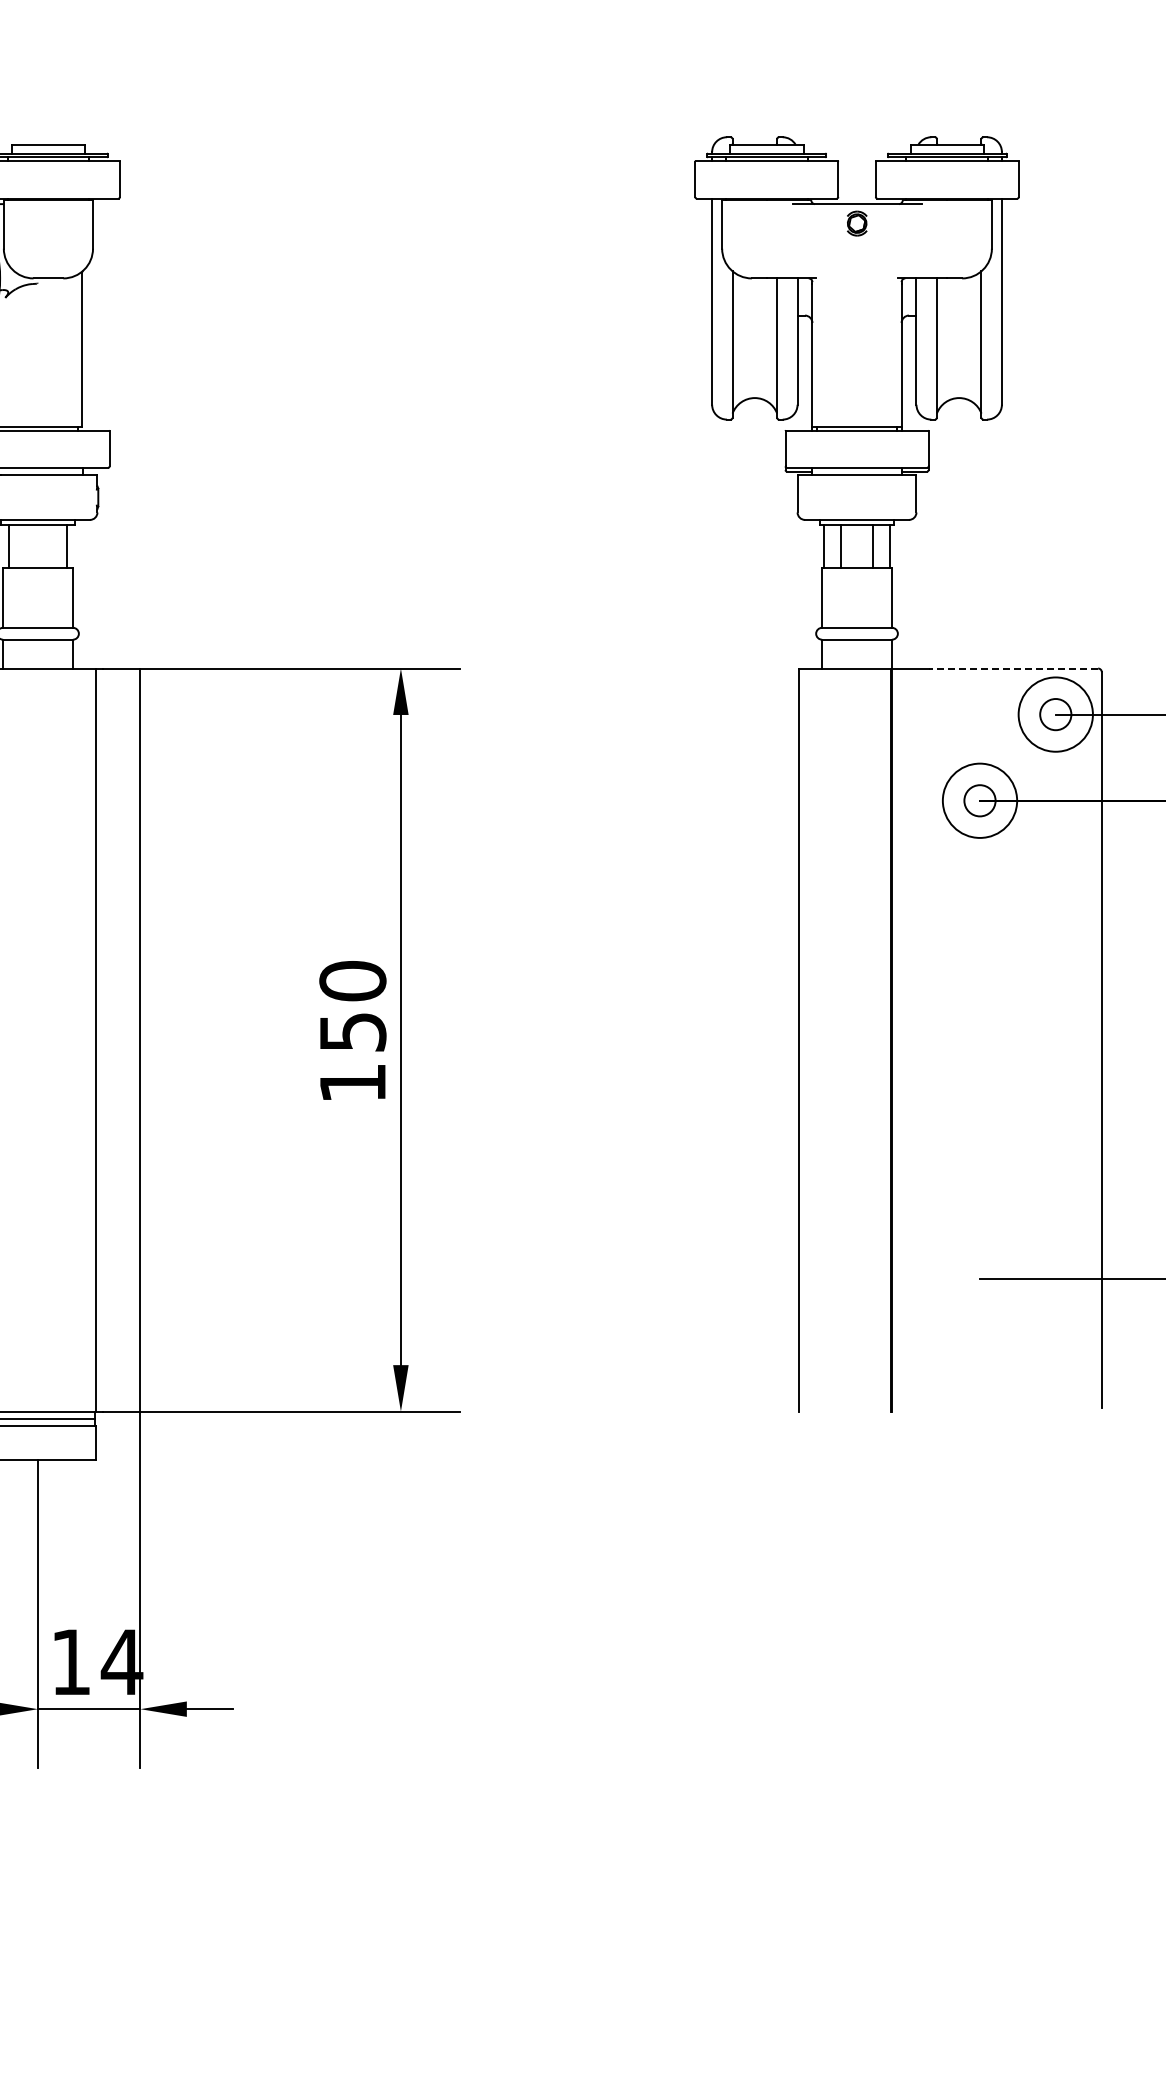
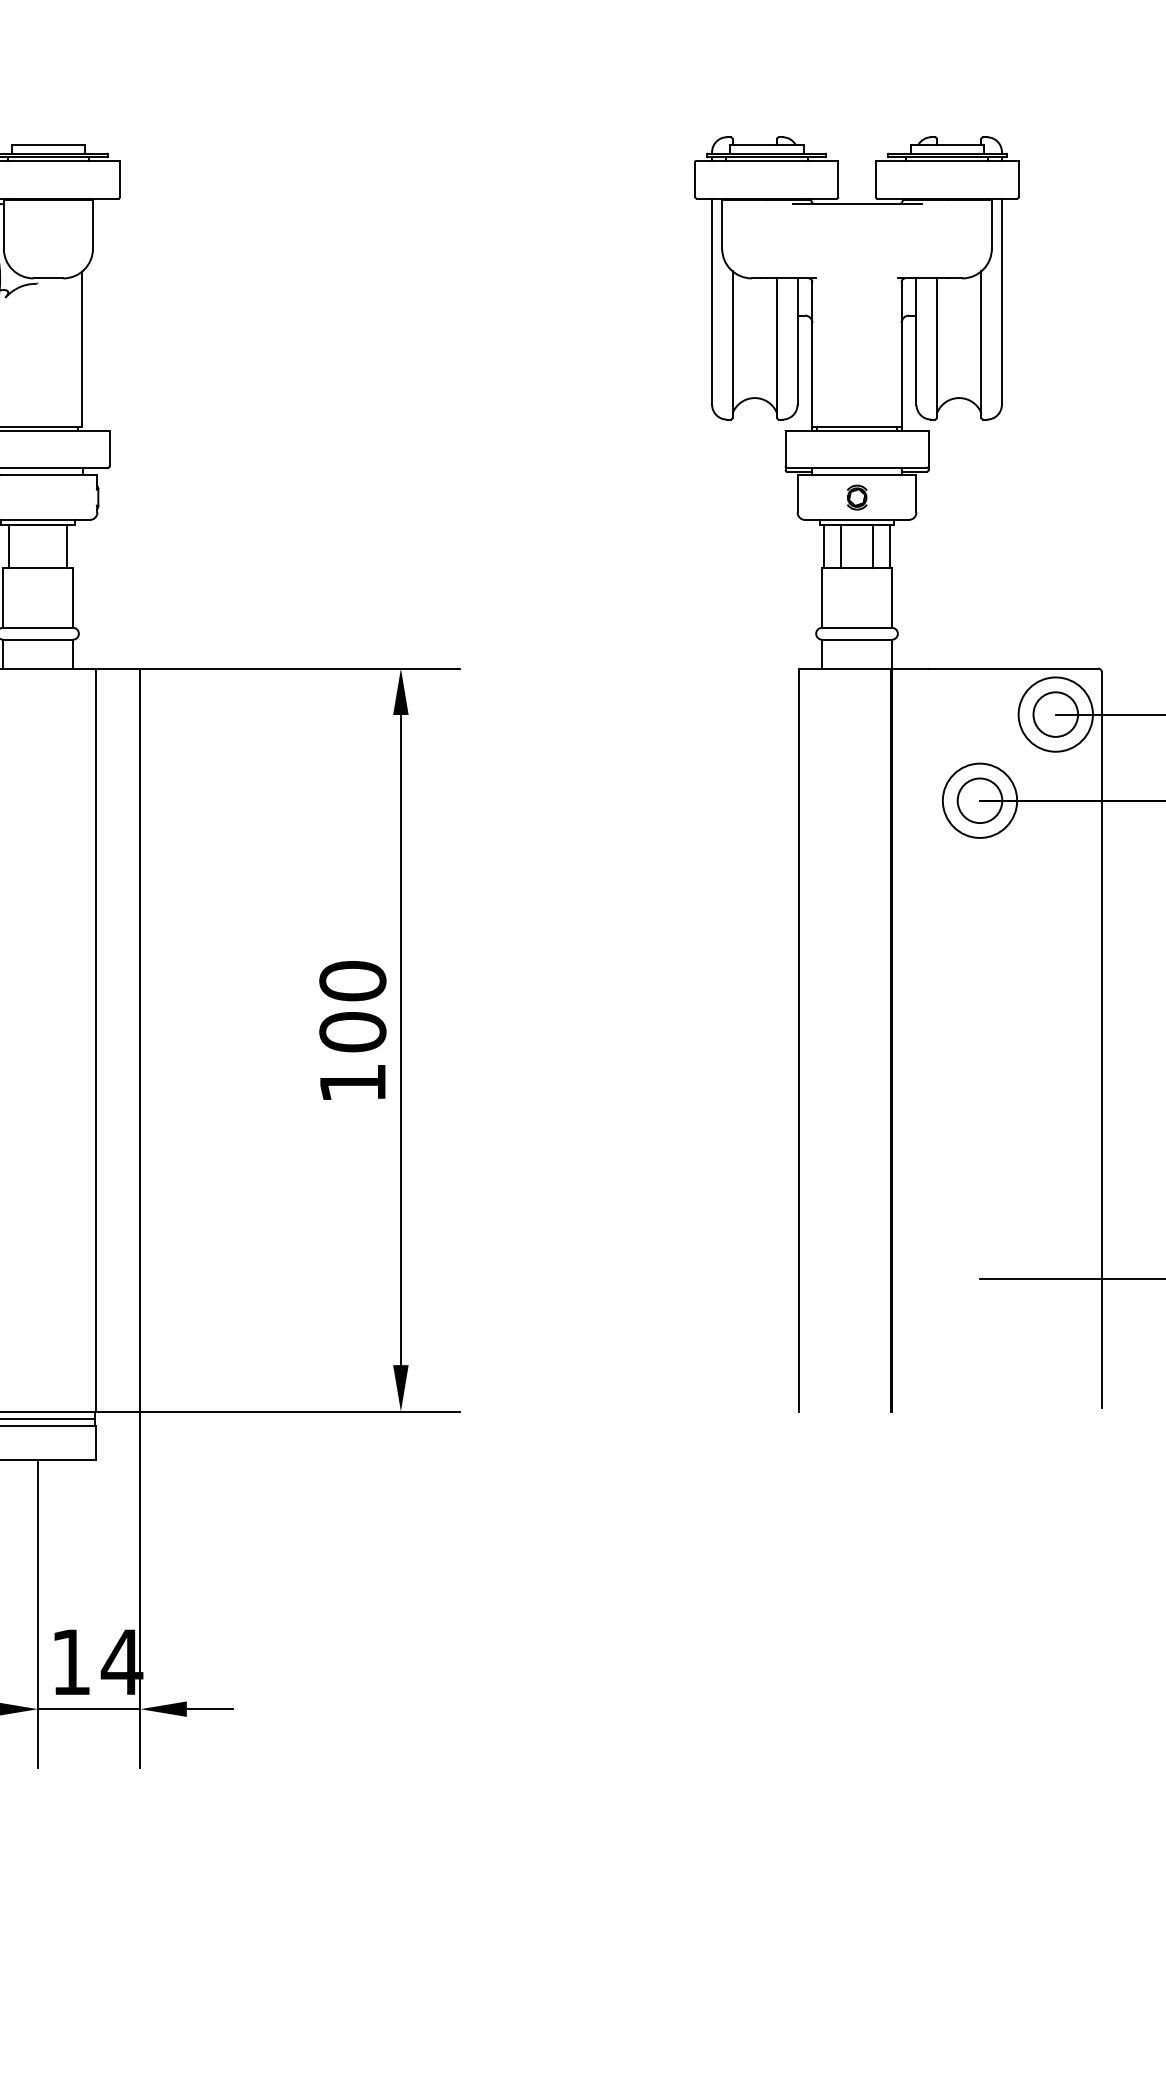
part position: (857, 223) -> (857, 497) (857, 497)
line: dashed -> solid (1013, 668)
circle diameter: 31 px -> 45 px (1055, 714)
circle diameter: 31 px -> 45 px (979, 800)
text: 150 -> 100 (352, 1032)
